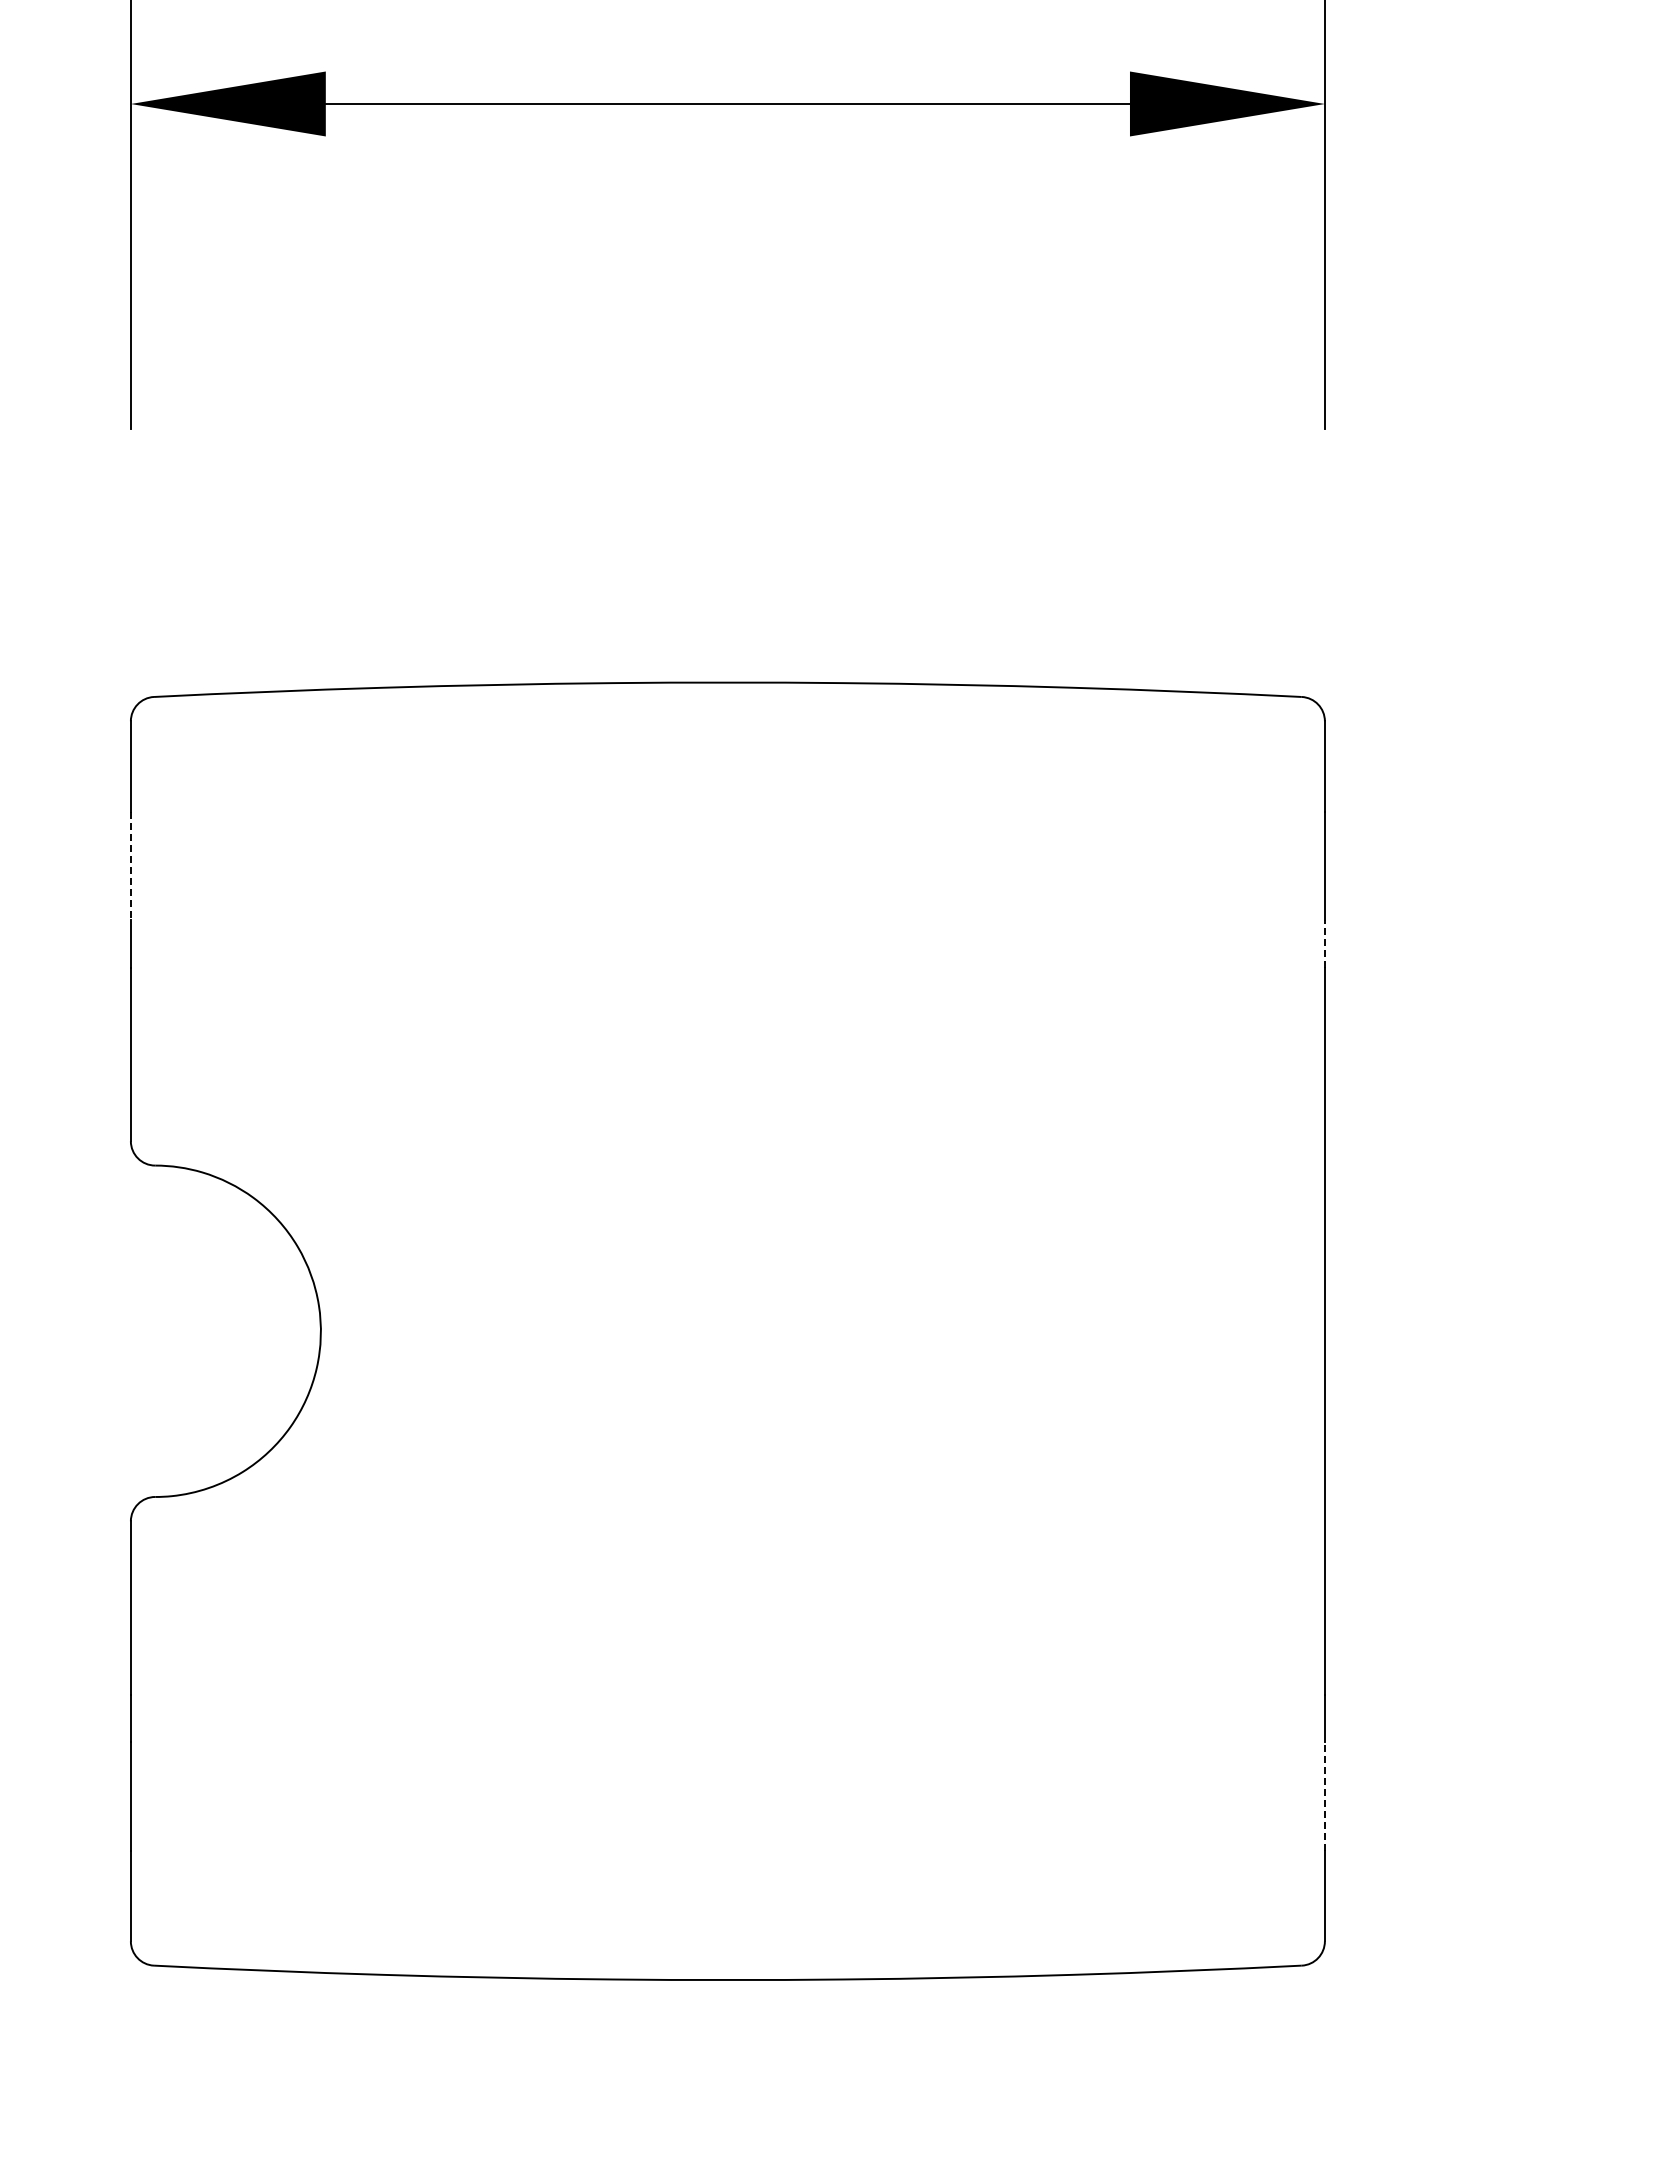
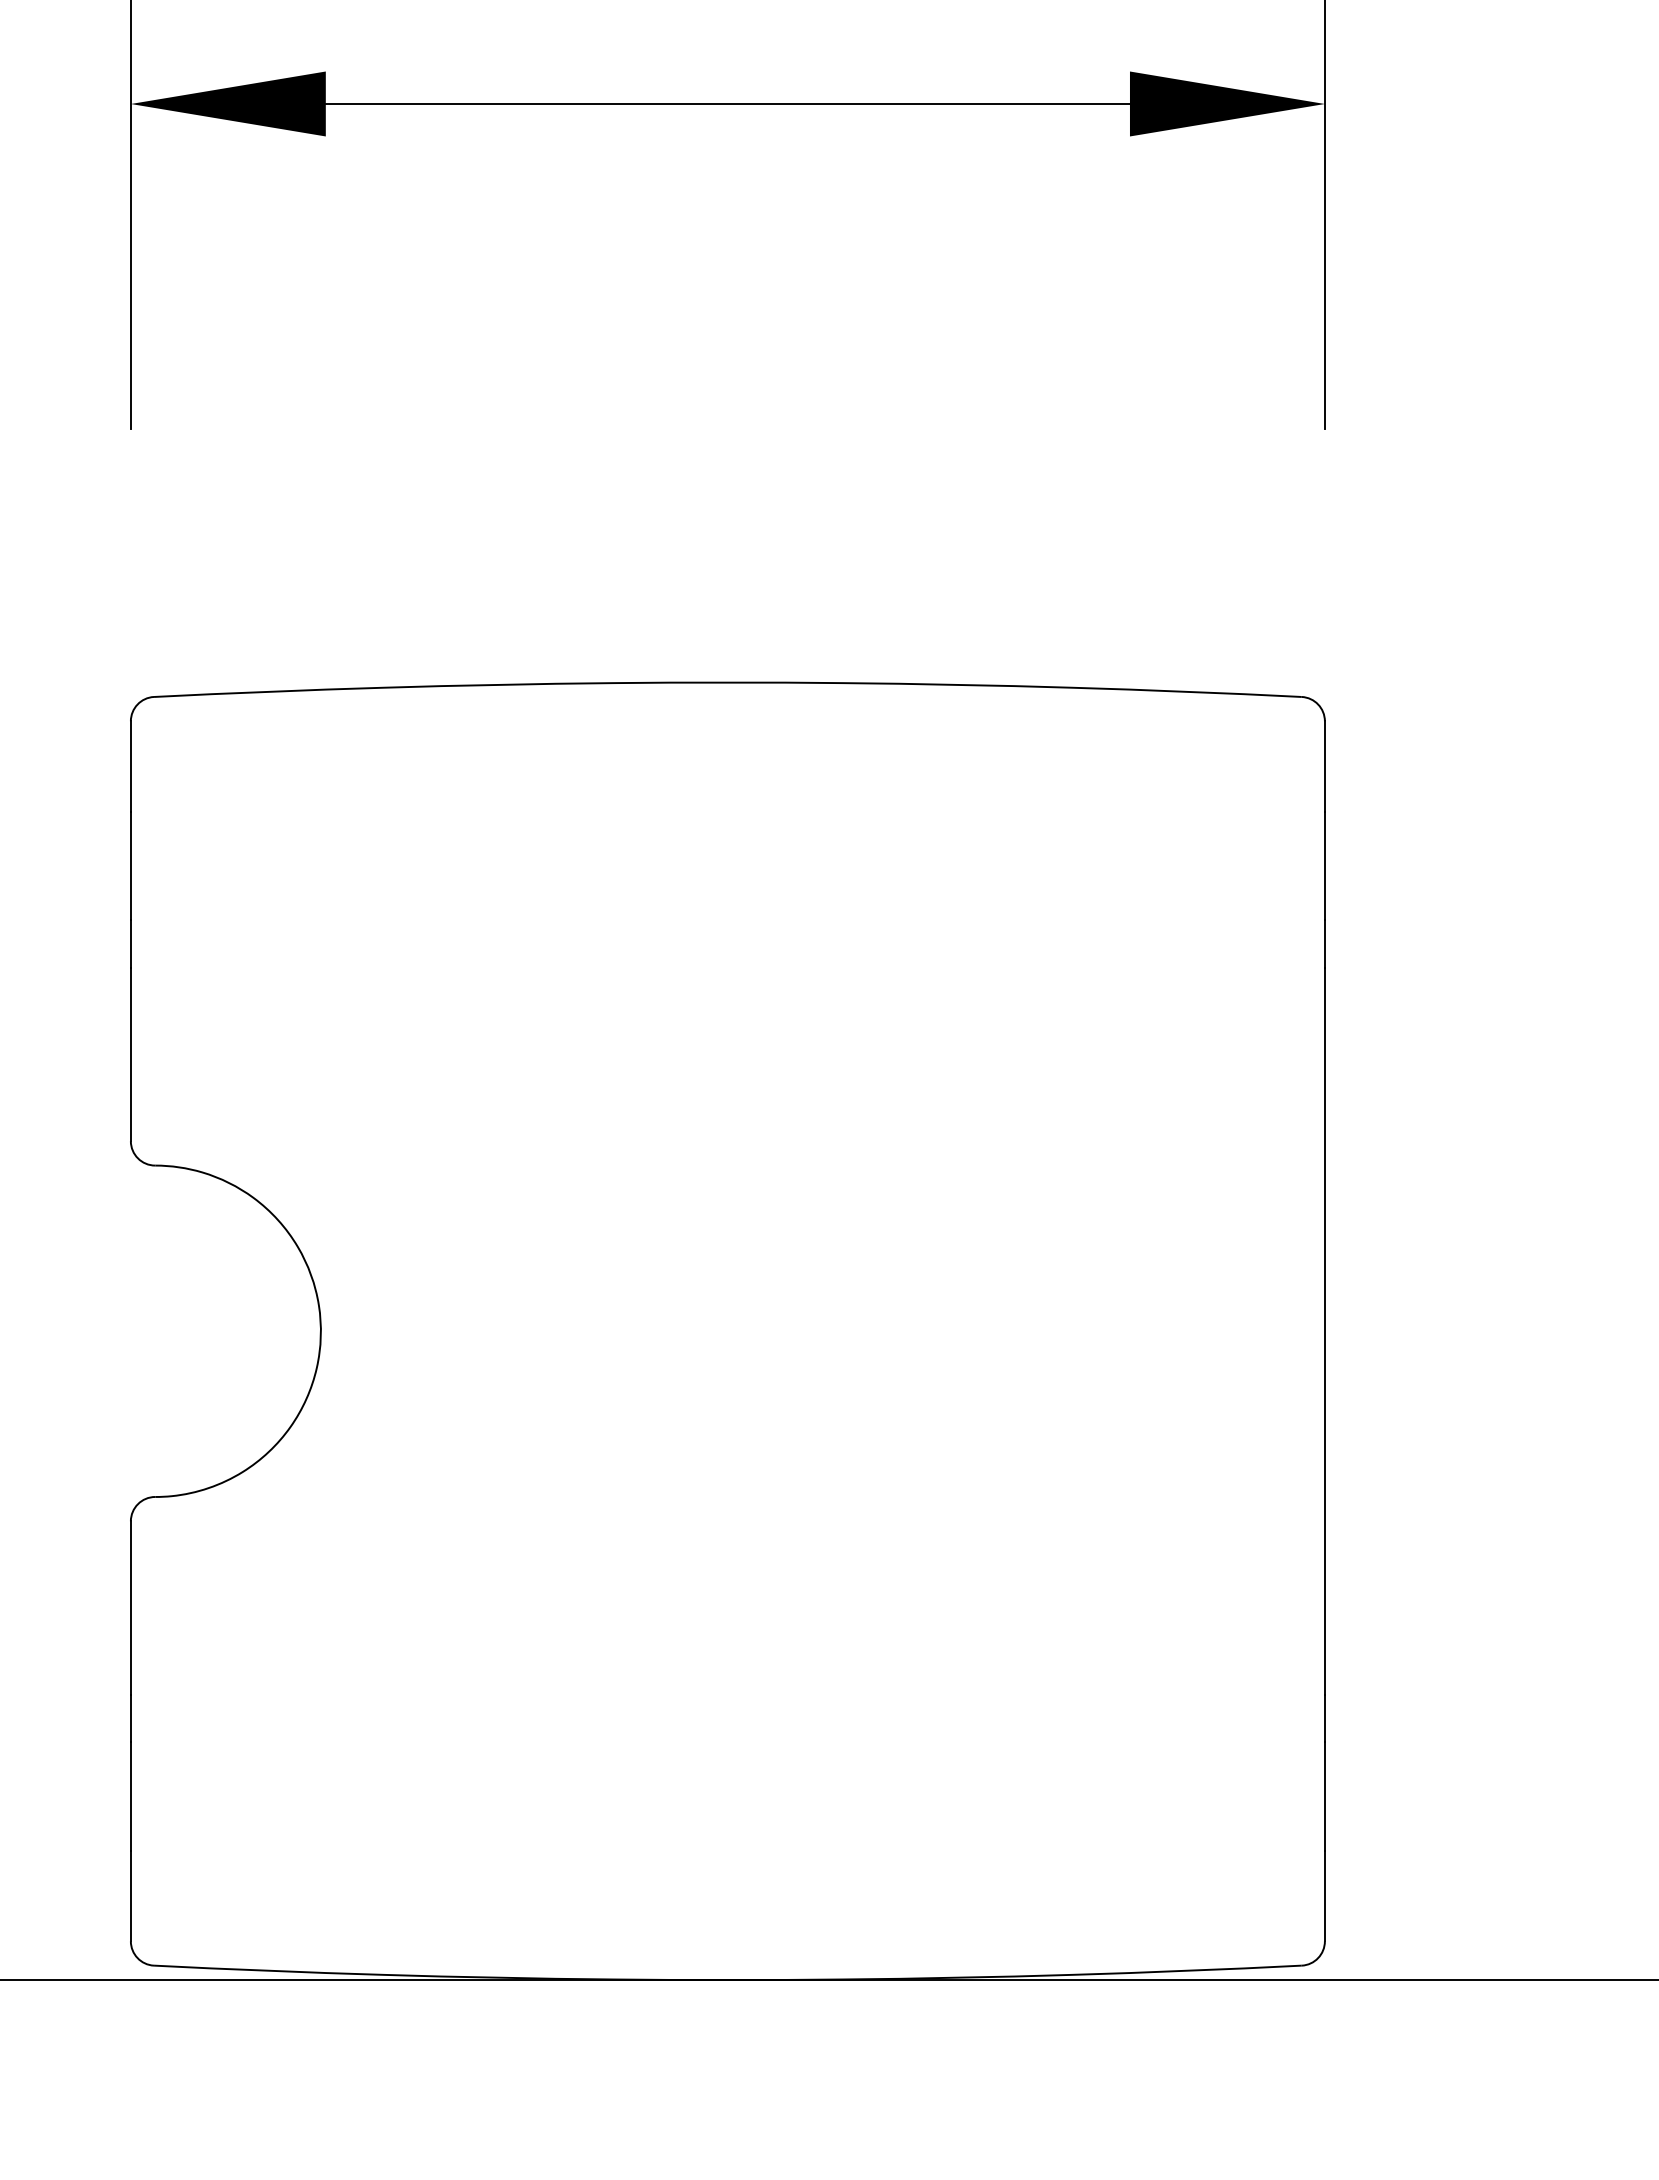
line: dashed -> solid (130, 866)
line: dashed -> solid (1324, 944)
line: dashed -> solid (1324, 1796)
line: none -> present (828, 1980)
